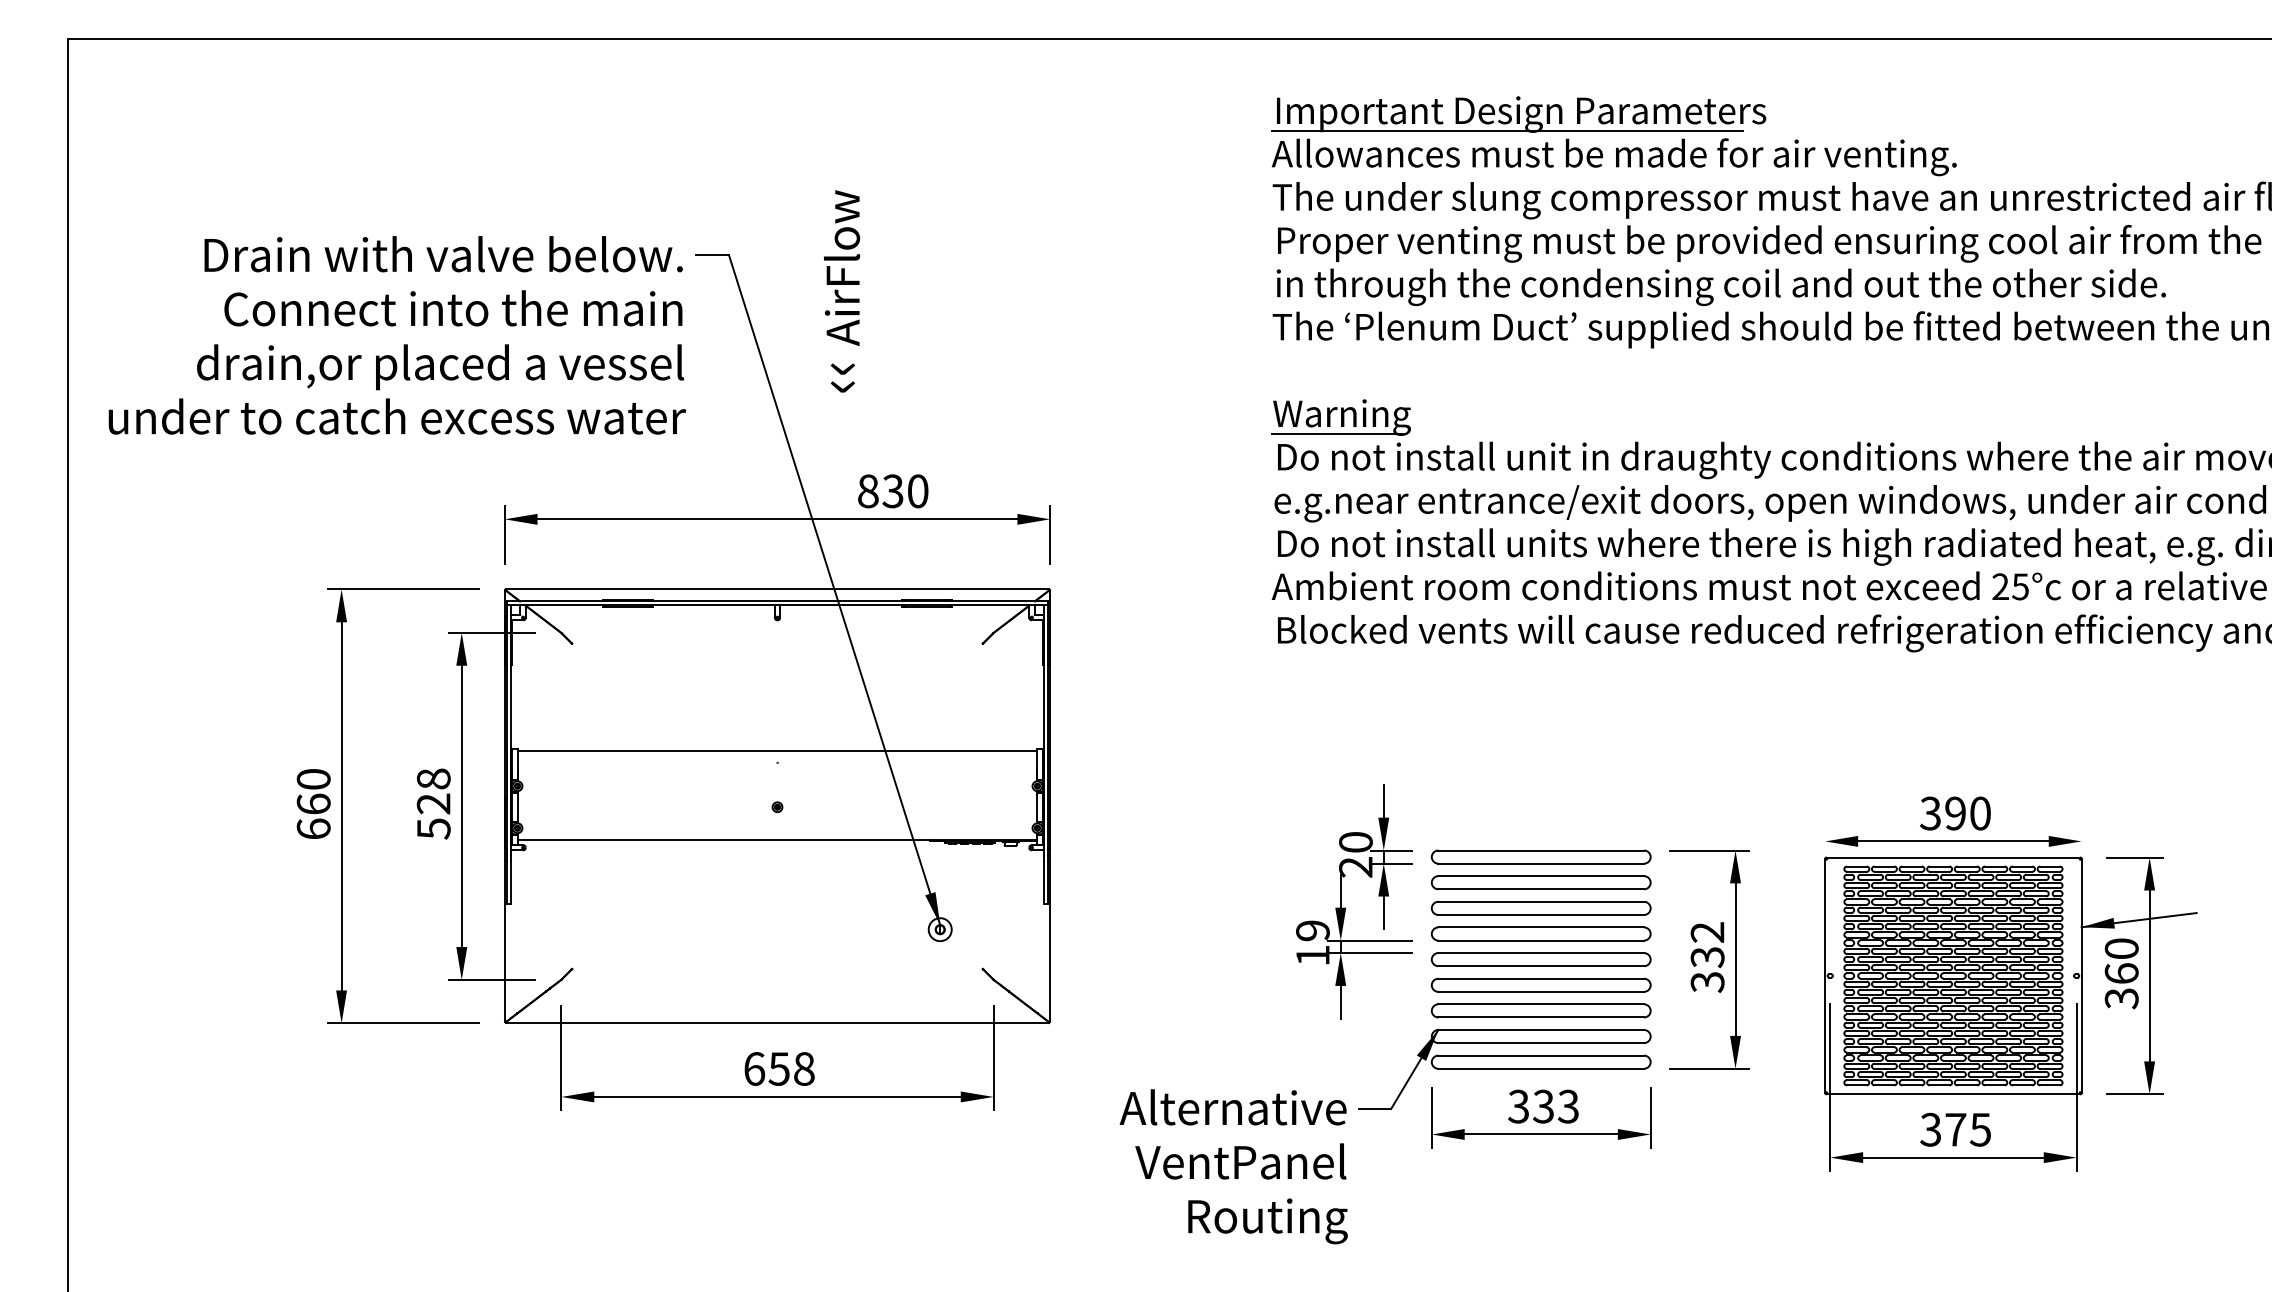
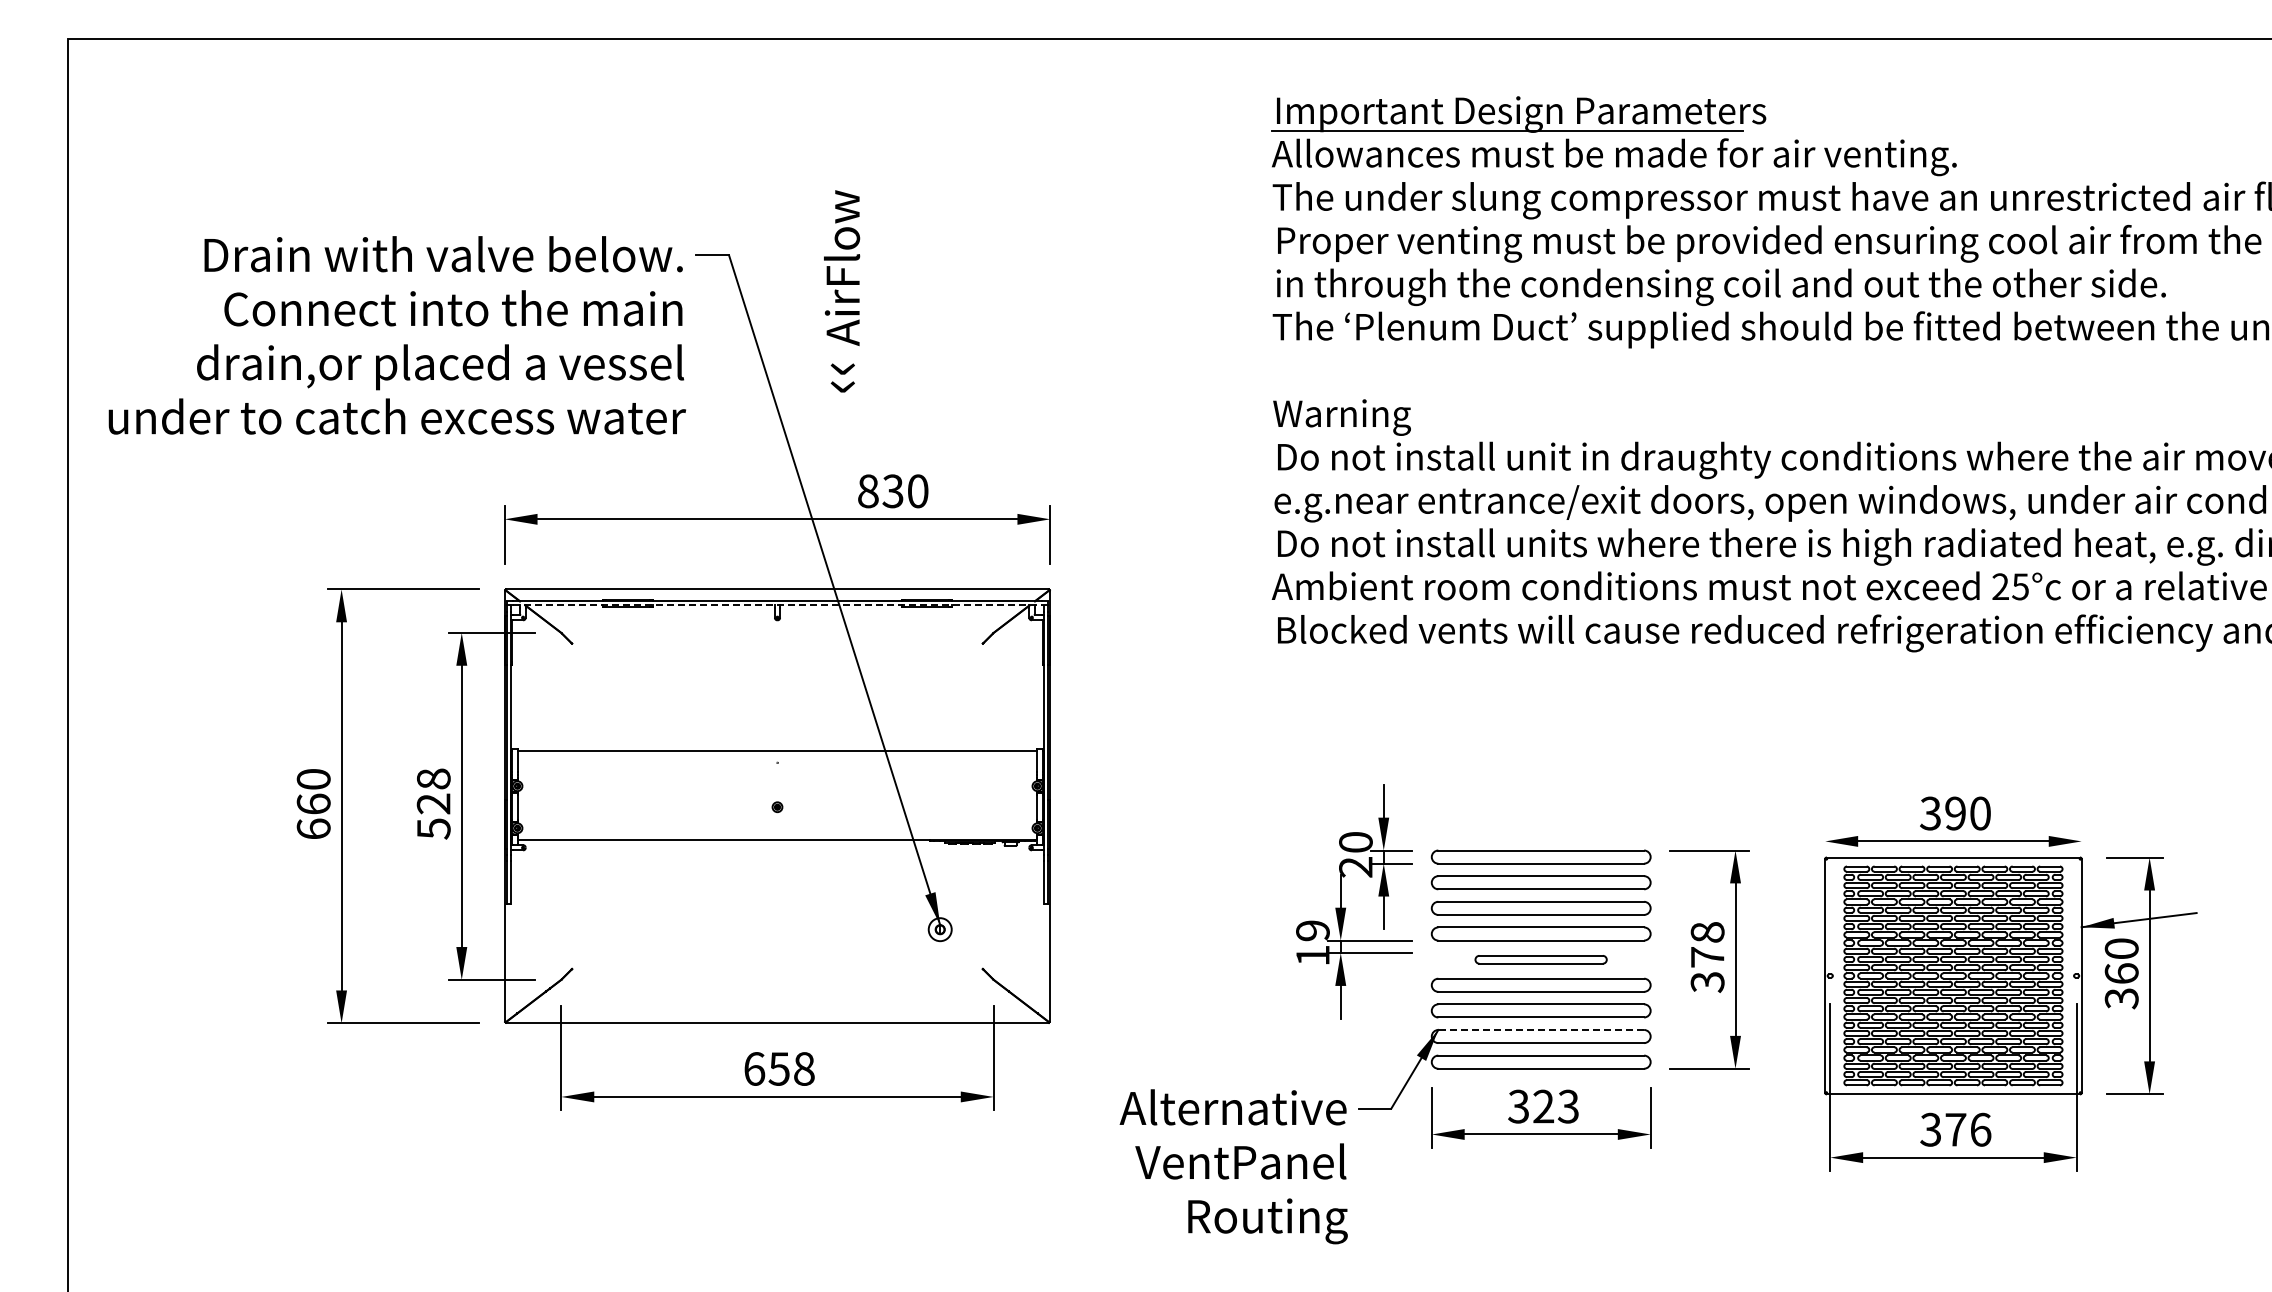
line: present -> none (1337, 433)
line: solid -> dashed (778, 605)
text: 332 -> 378 (1707, 945)
part size: 222x16 px -> 134x10 px (1540, 959)
line: solid -> dashed (1541, 1029)
text: 333 -> 323 (1543, 1106)
text: 375 -> 376 (1980, 1129)
